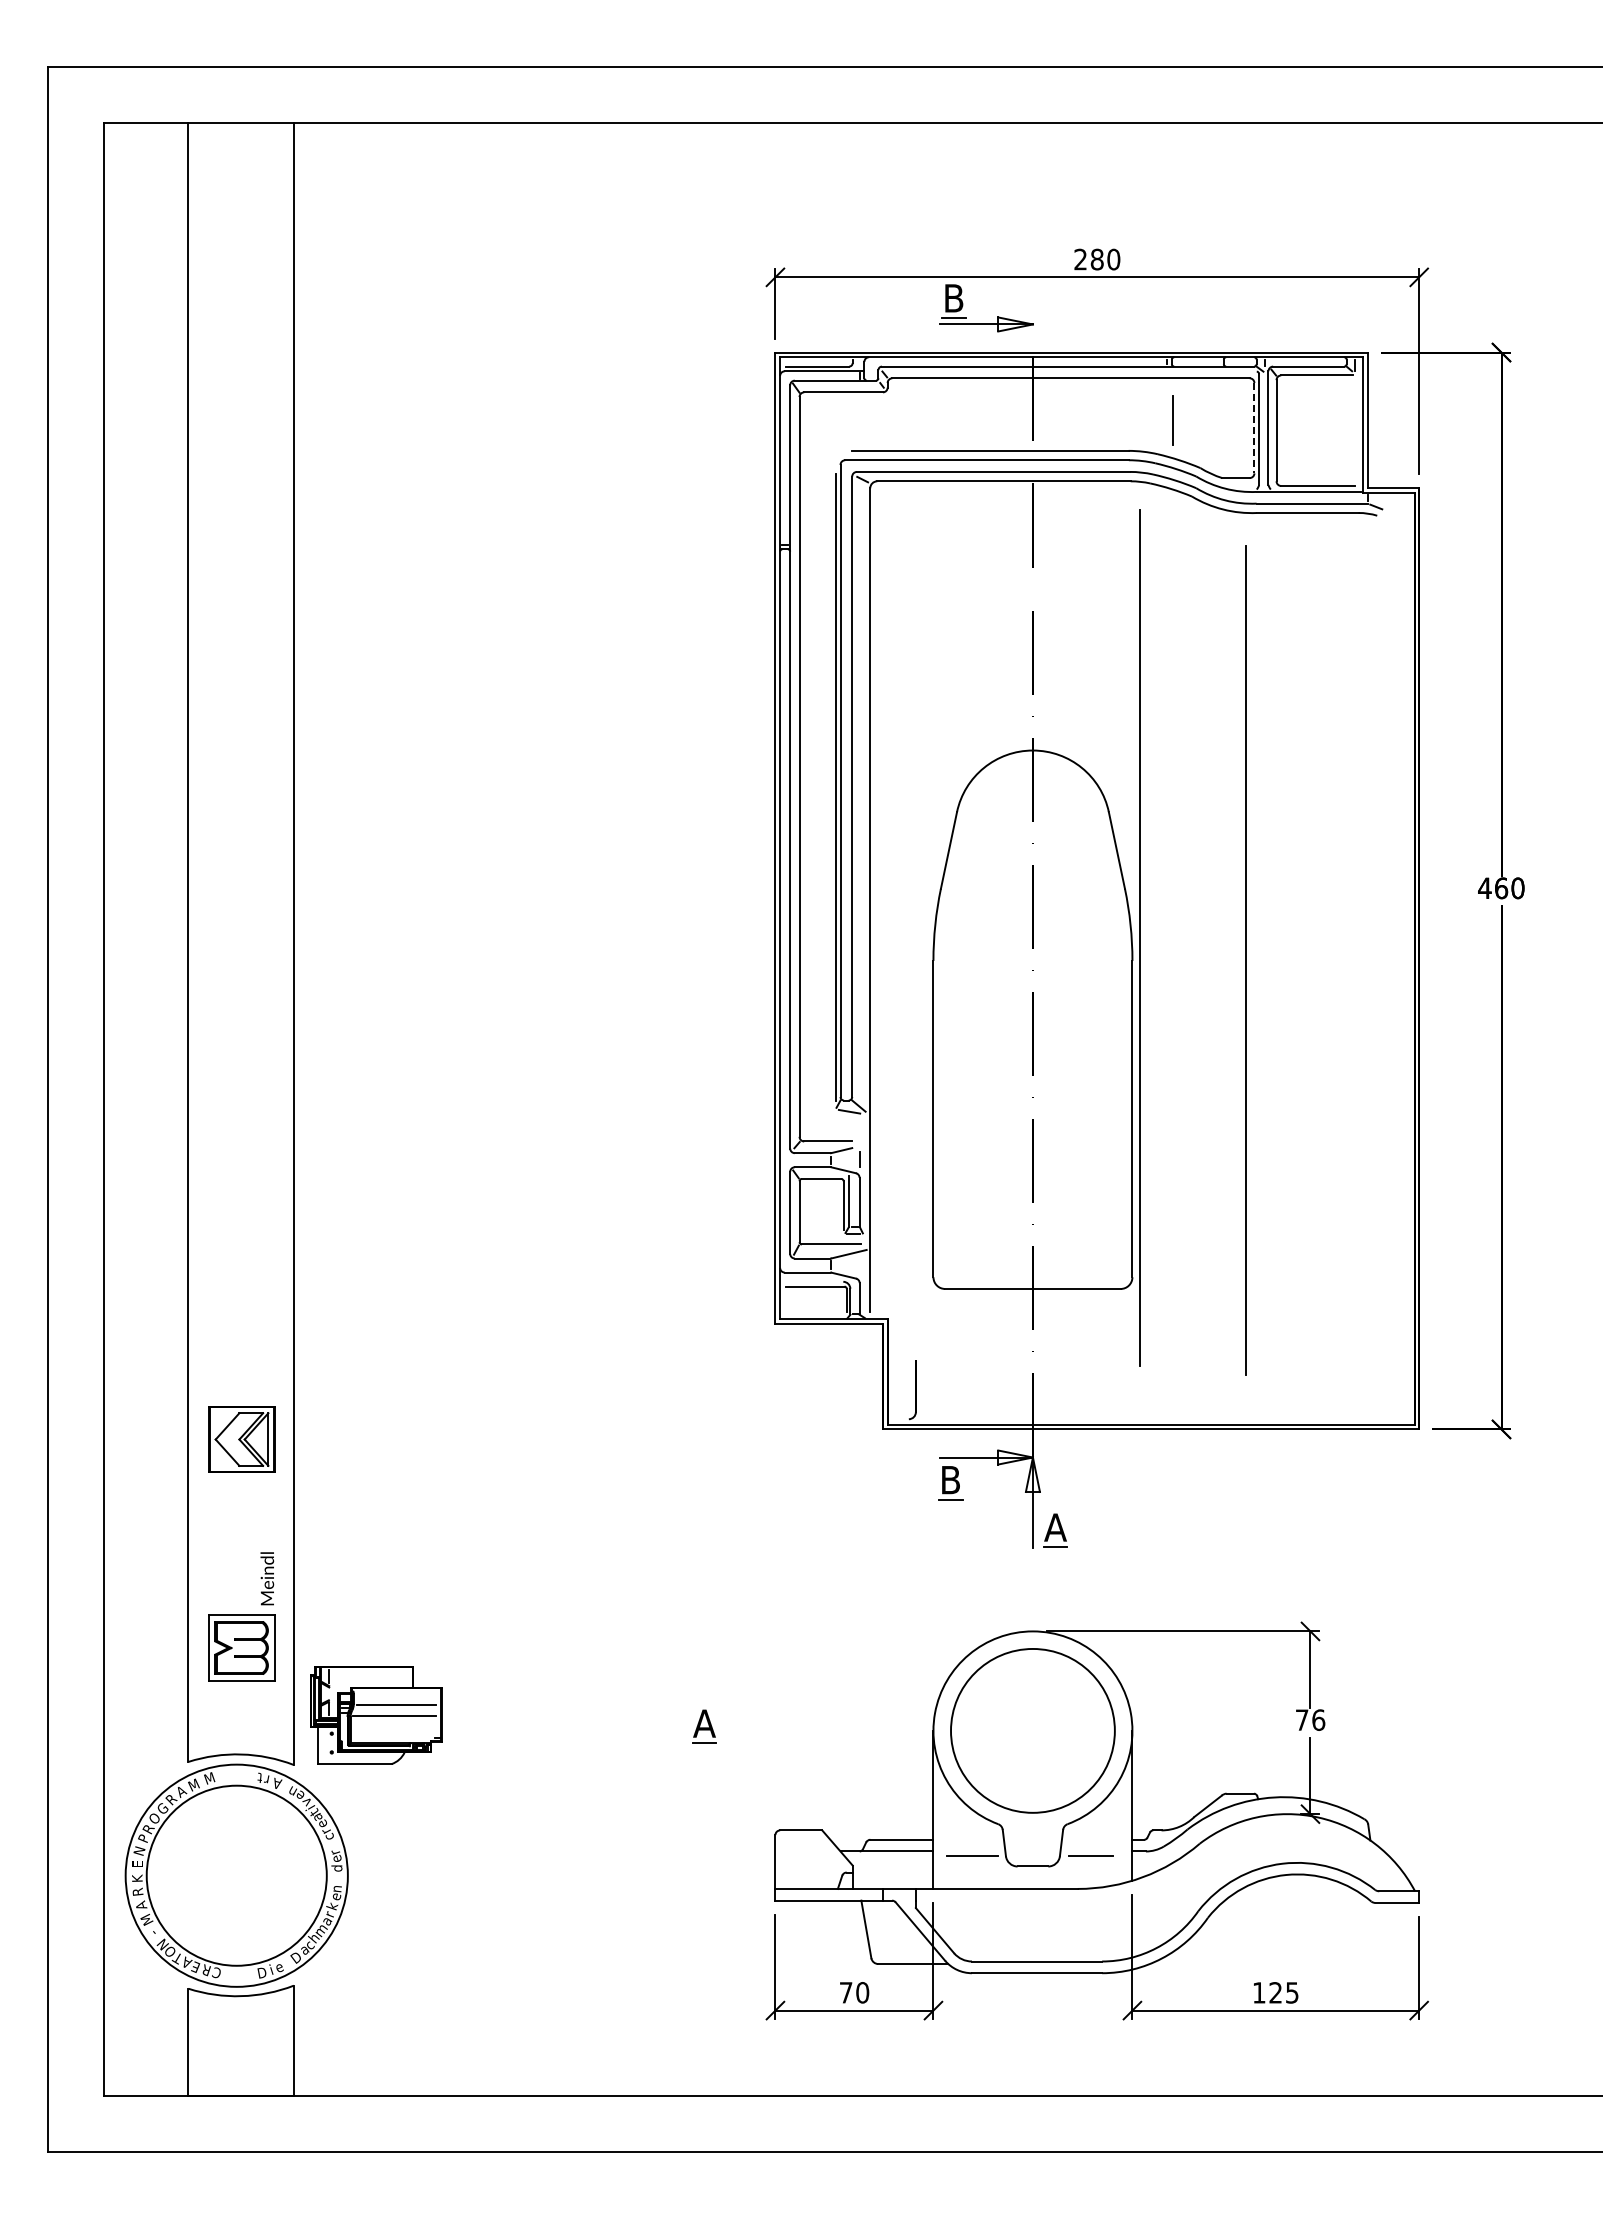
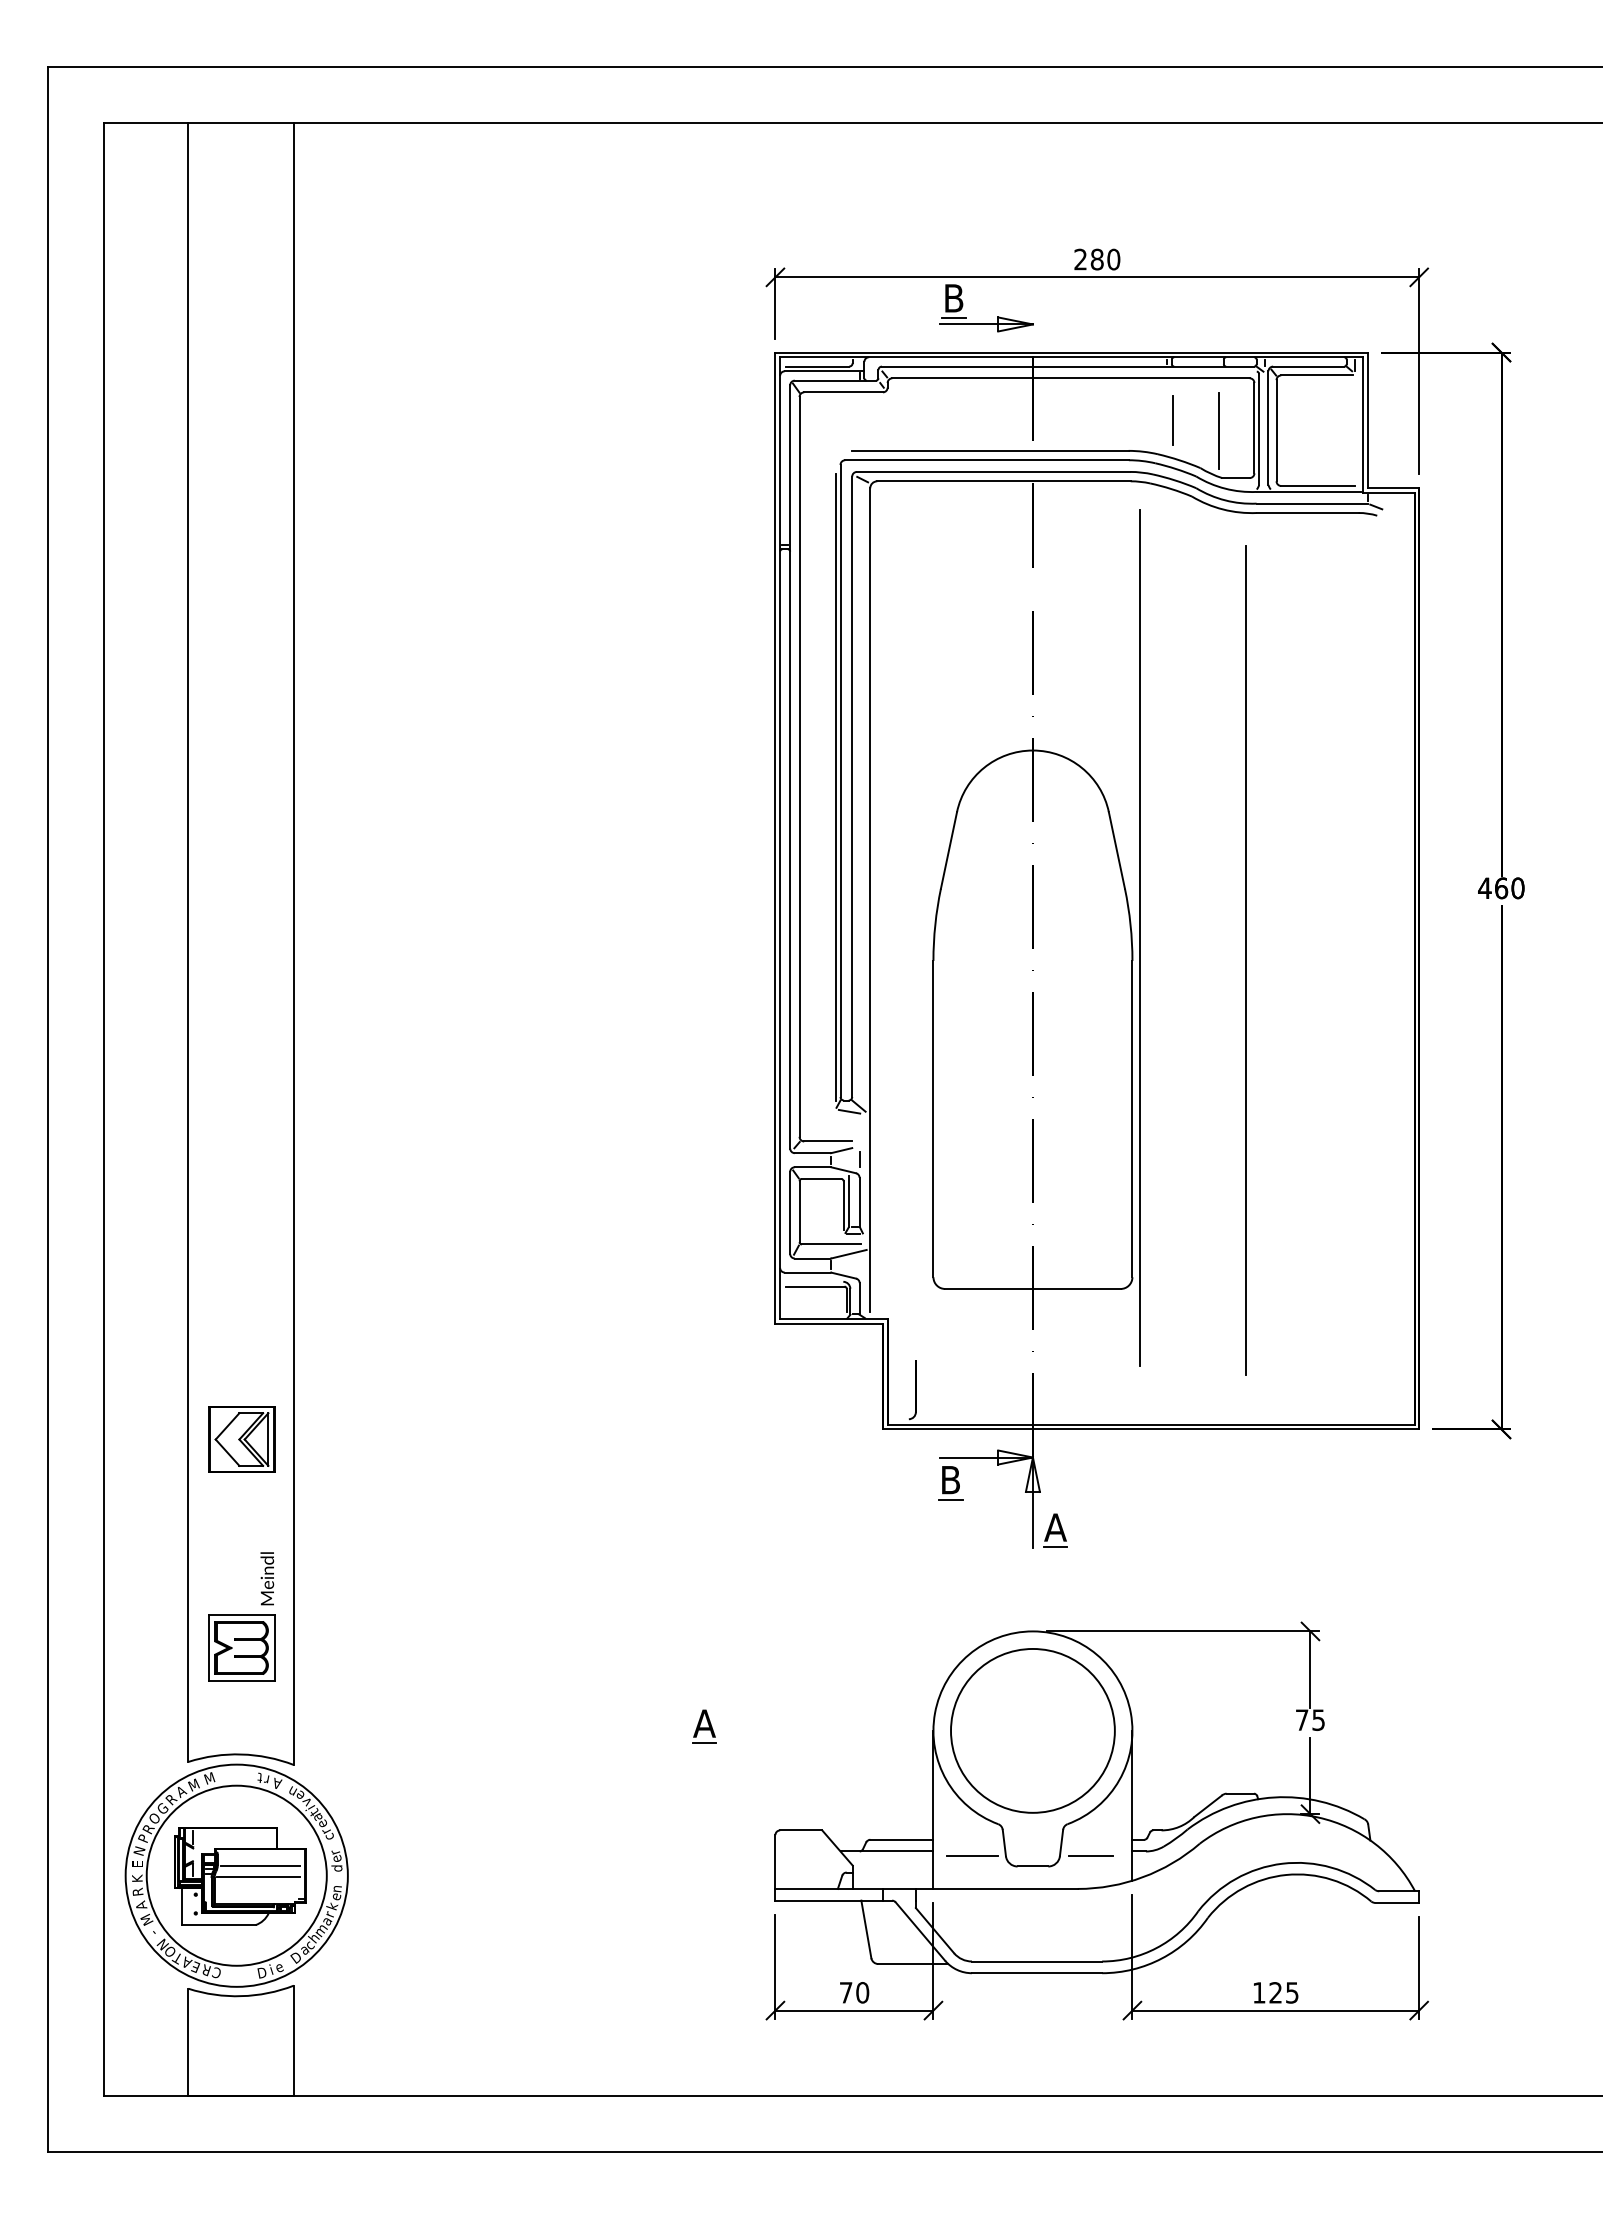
line: dashed -> solid (1254, 428)
line: none -> present (1219, 430)
part position: (376, 1715) -> (240, 1876) (240, 1876)
text: 76 -> 75 (1318, 1719)
